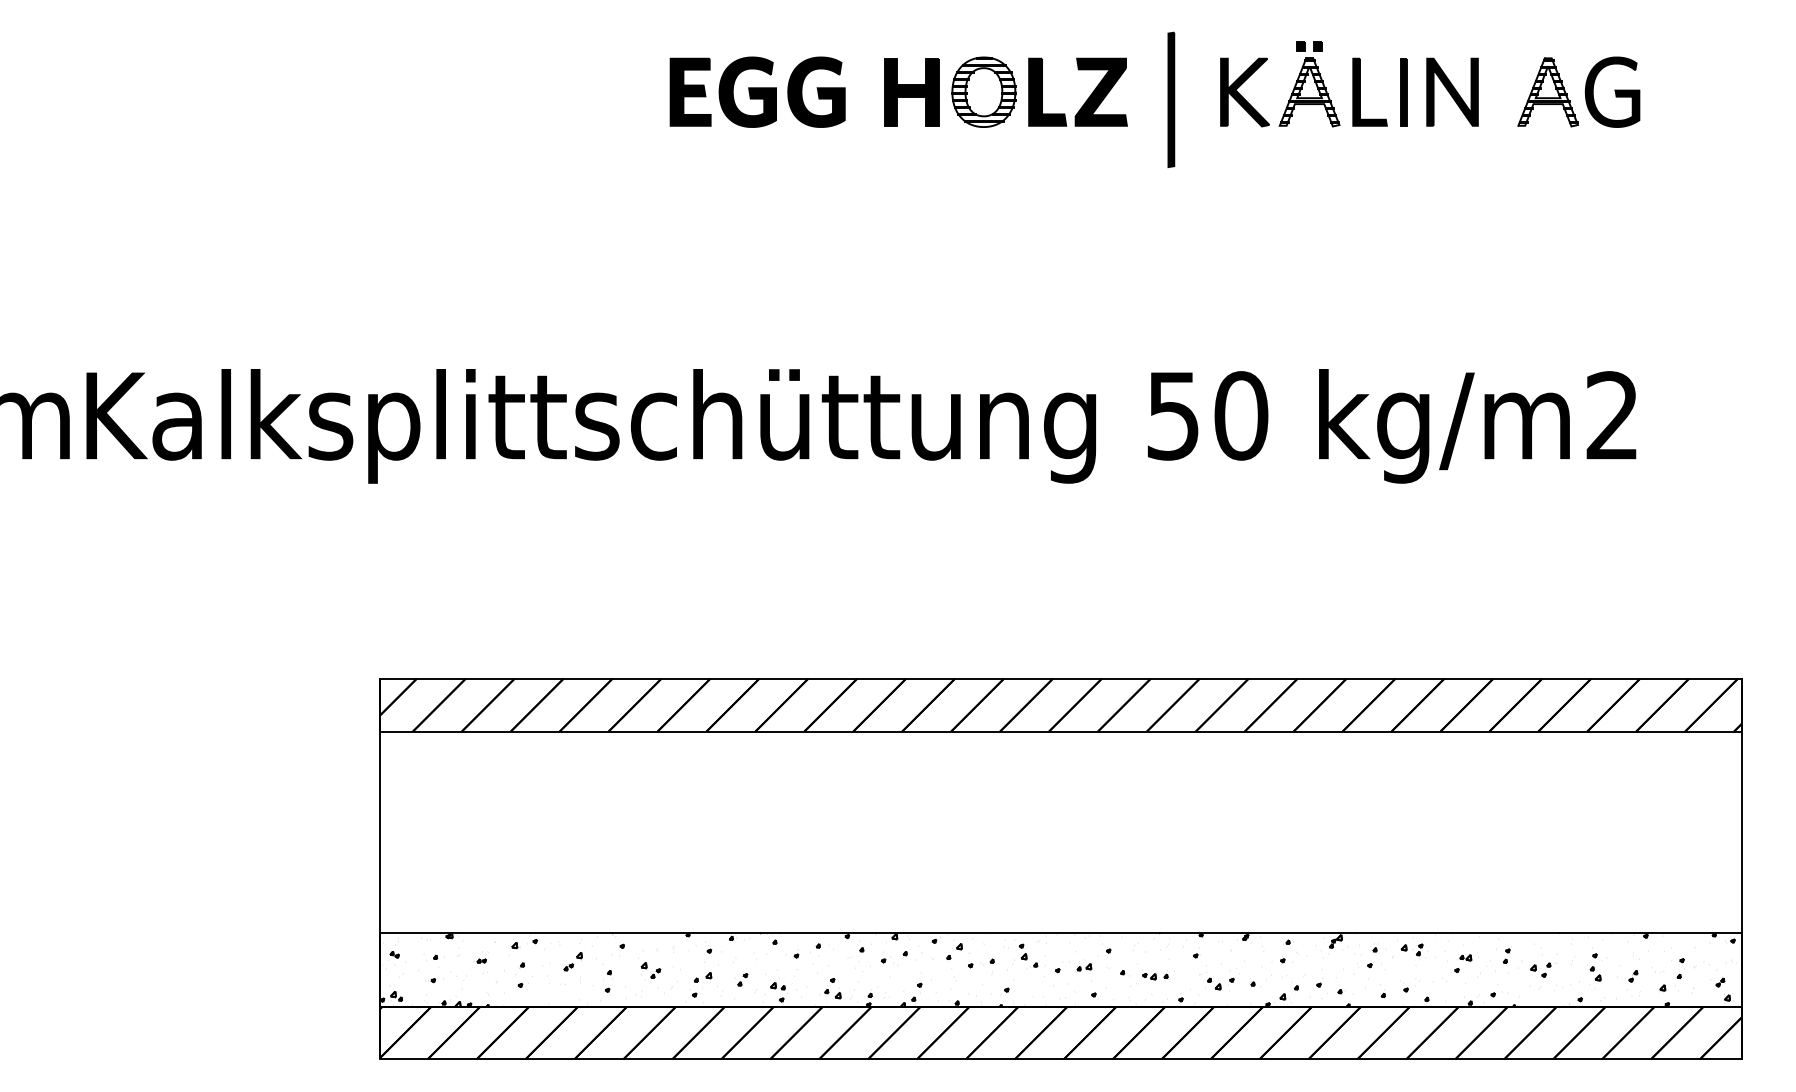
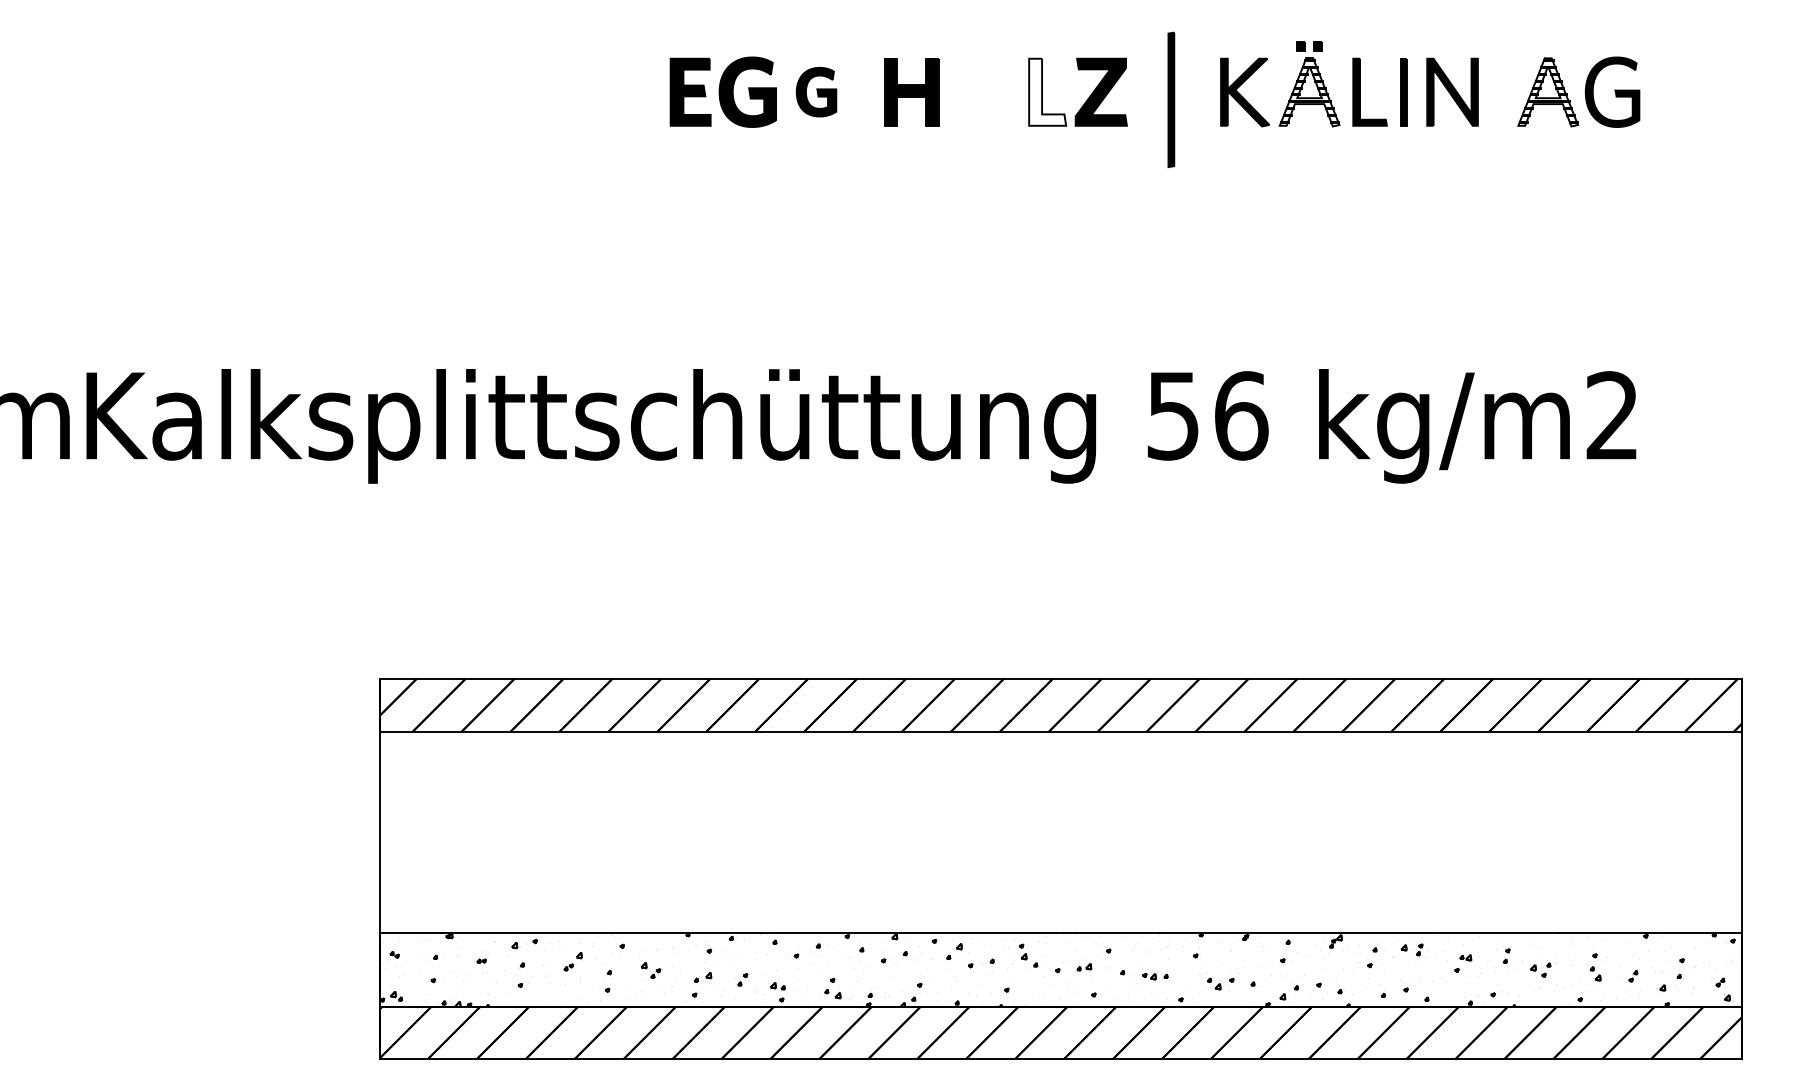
part size: 59x72 px -> 43x51 px (816, 92)
part: present -> none (983, 91)
fill: present -> none (1047, 91)
text: 50 -> 56 (1241, 415)
